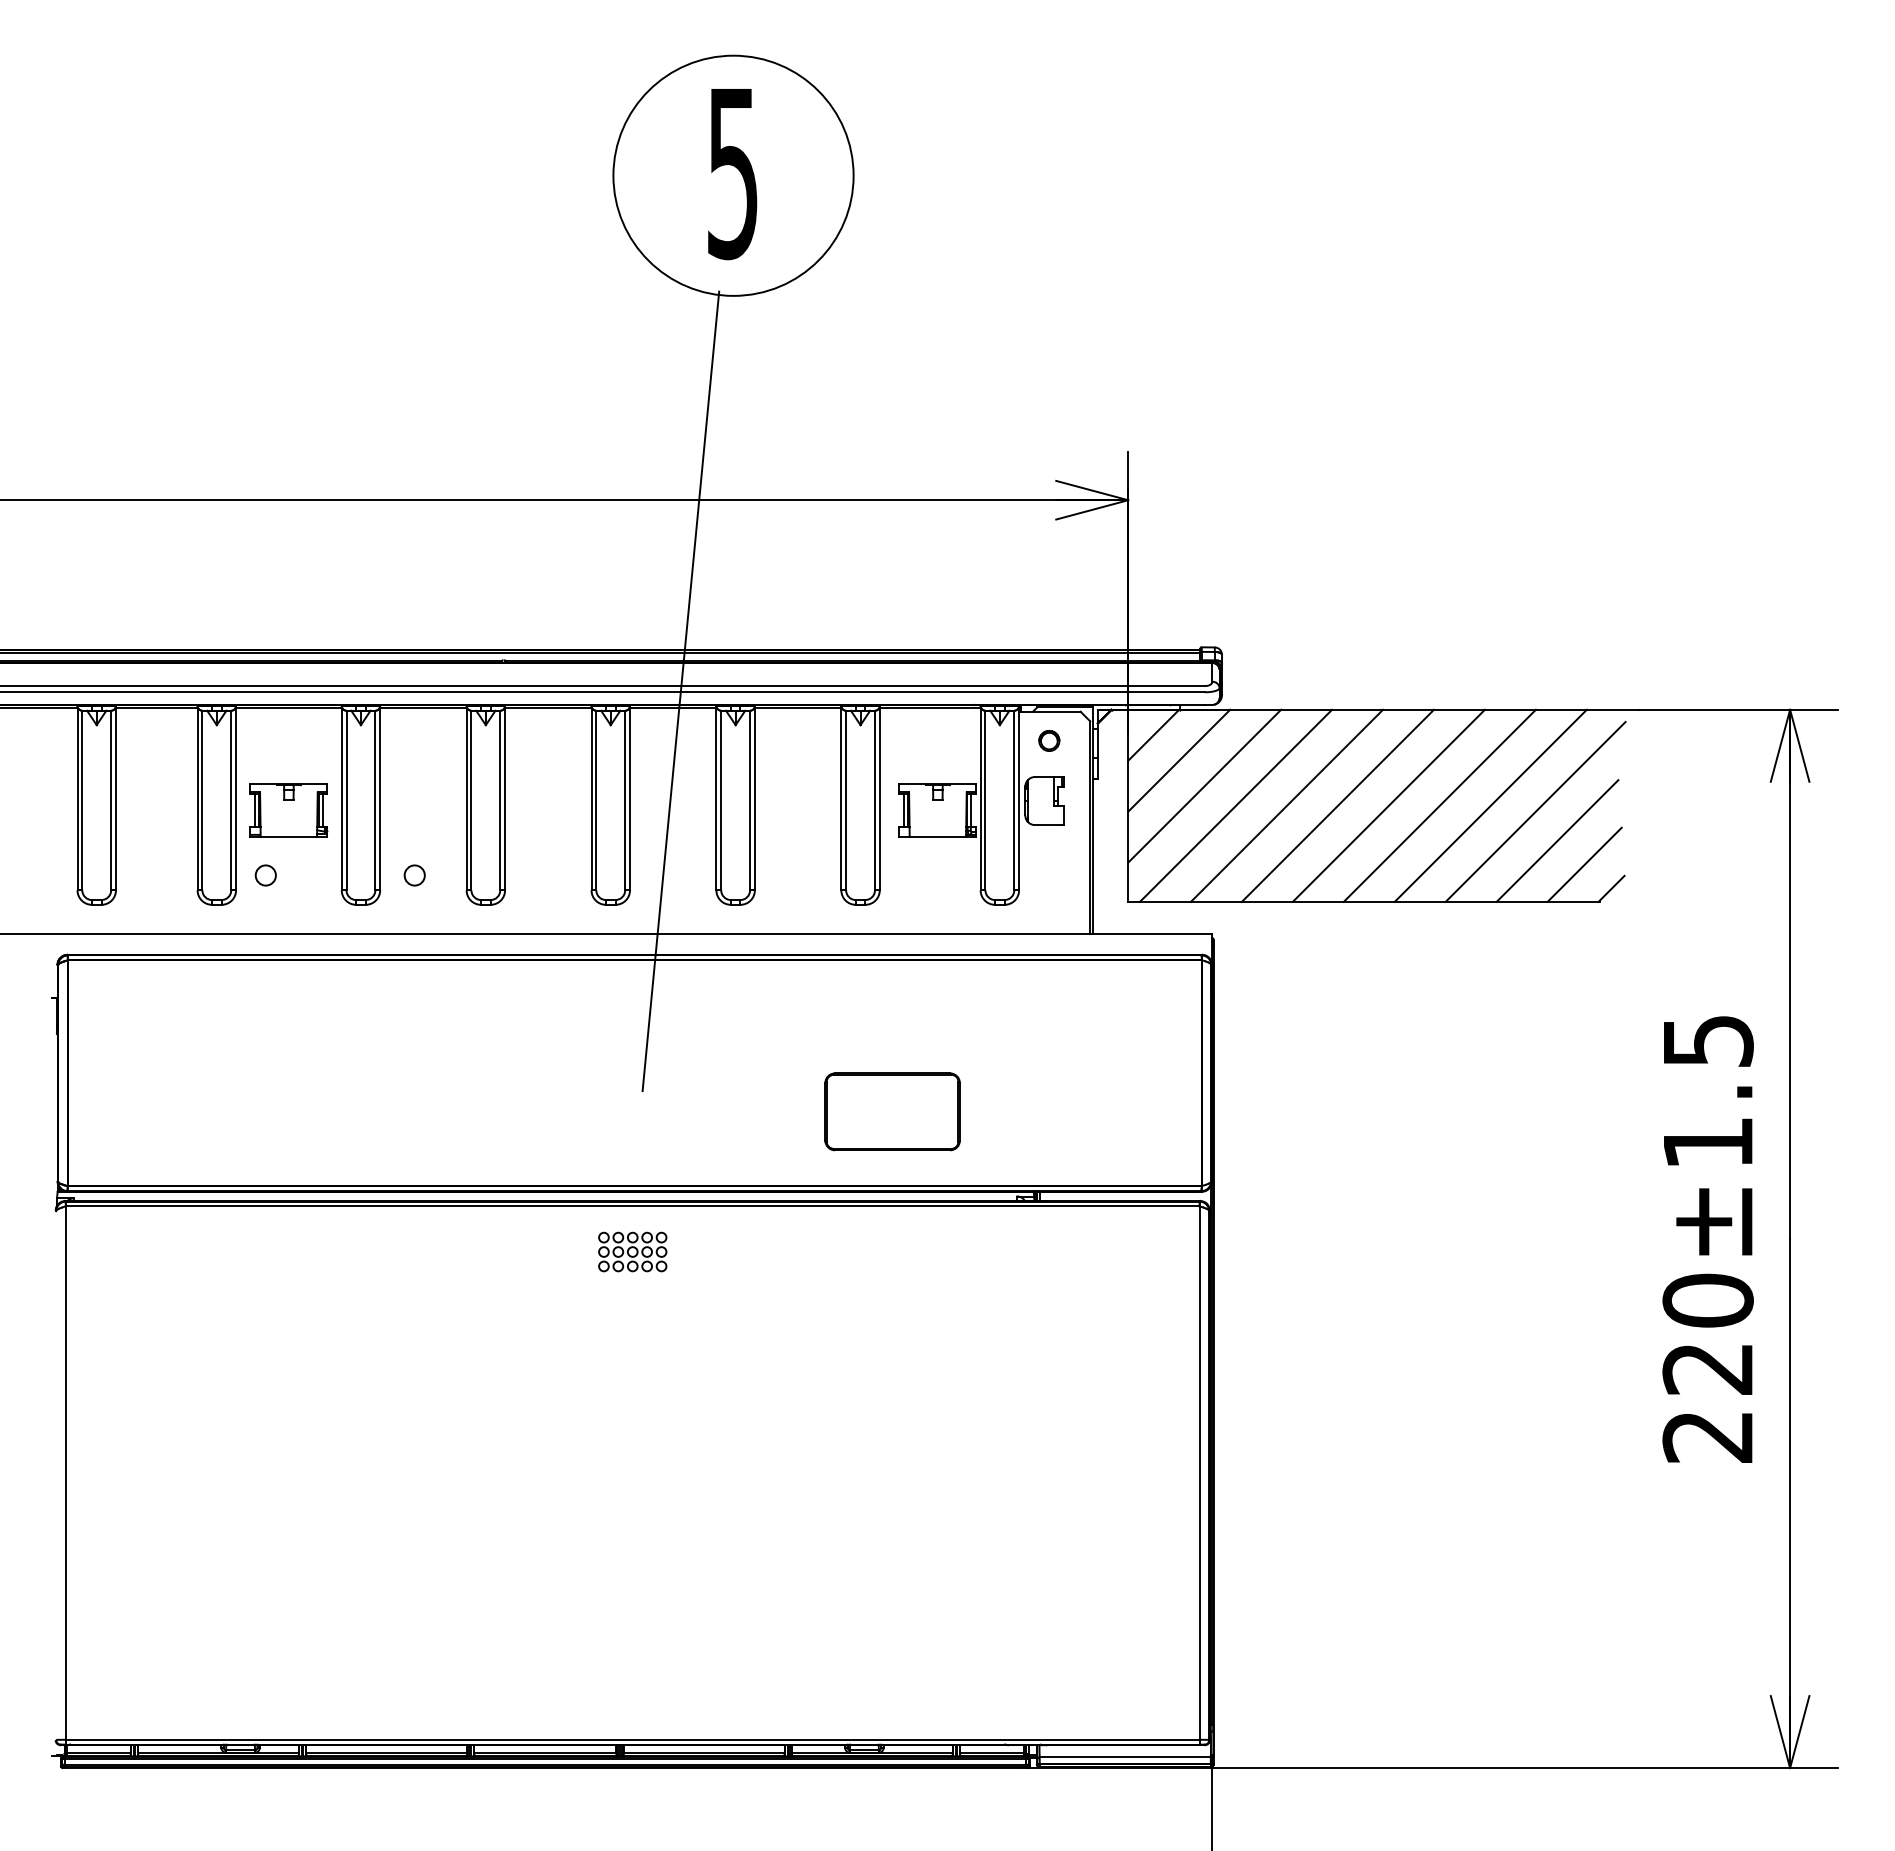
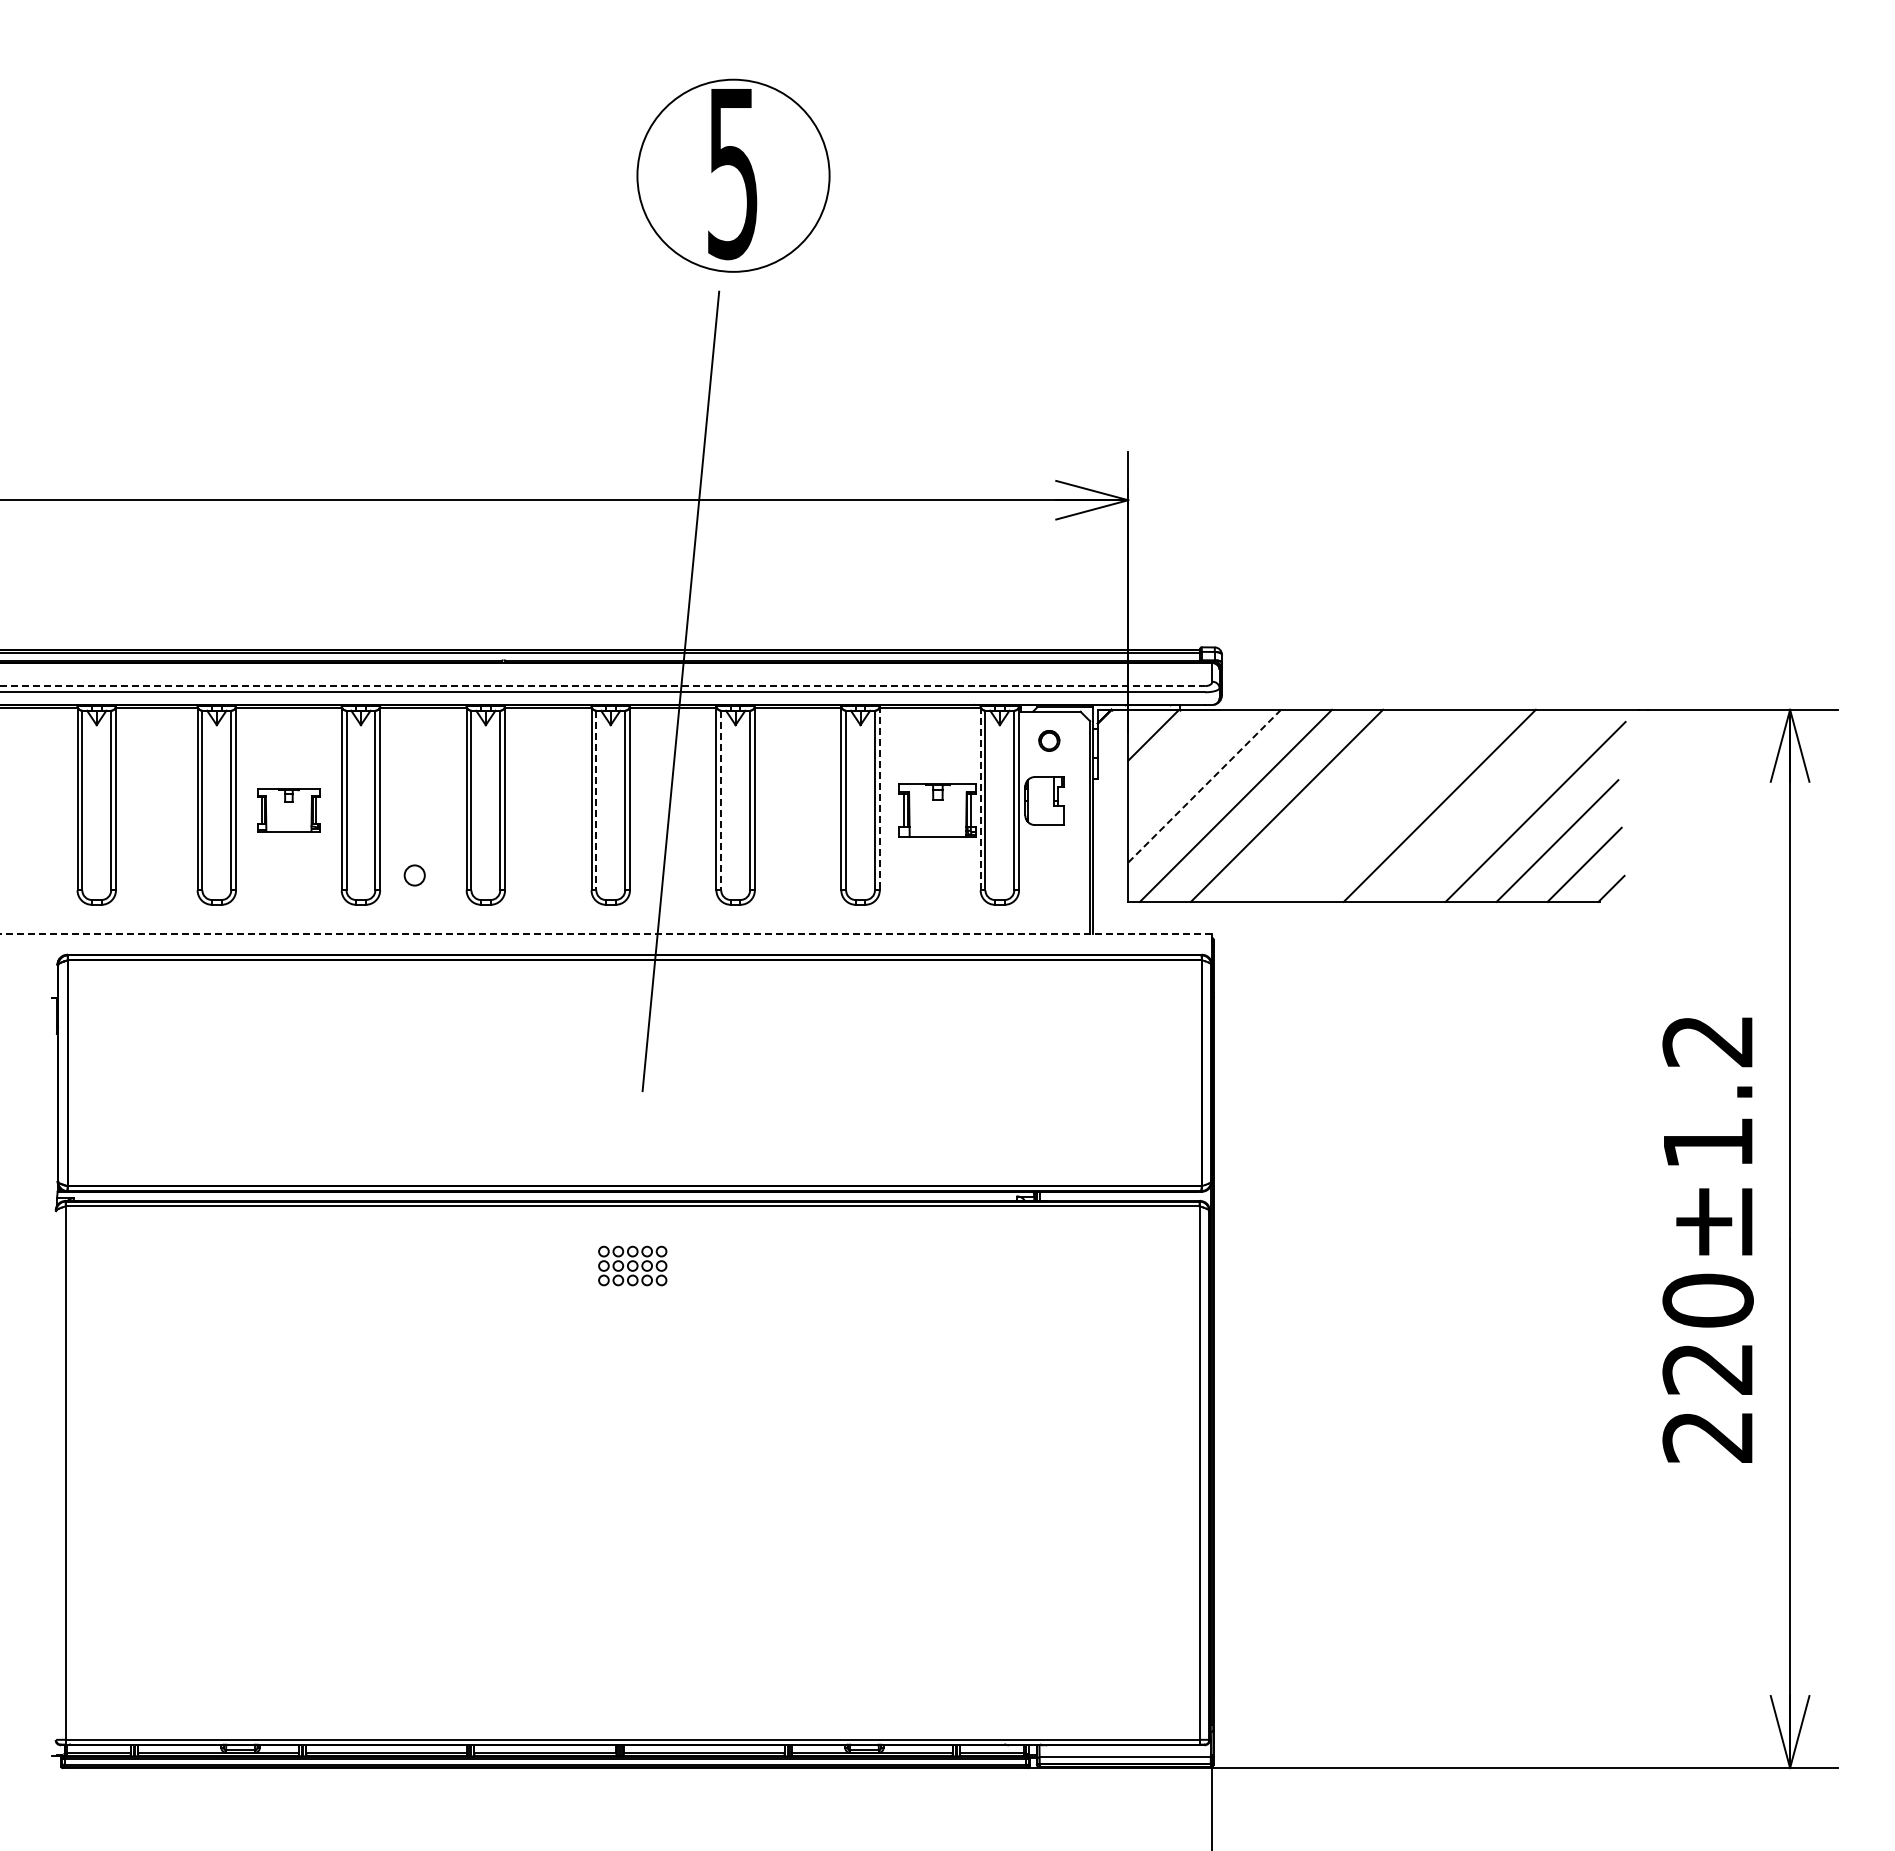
circle diameter: 240 px -> 192 px (733, 175)
line: solid -> dashed (603, 686)
line: present -> none (1179, 760)
line: solid -> dashed (1204, 786)
line: solid -> dashed (980, 797)
line: solid -> dashed (879, 798)
line: solid -> dashed (596, 800)
line: solid -> dashed (721, 800)
line: present -> none (1337, 805)
line: present -> none (1388, 805)
line: present -> none (1490, 805)
part size: 80x55 px -> 64x45 px (288, 810)
circle: present -> none (265, 875)
line: solid -> dashed (605, 933)
text: 220±1.5 -> 220±1.2 (1707, 1041)
part: present -> none (892, 1111)
part position: (632, 1251) -> (632, 1265) (632, 1265)
